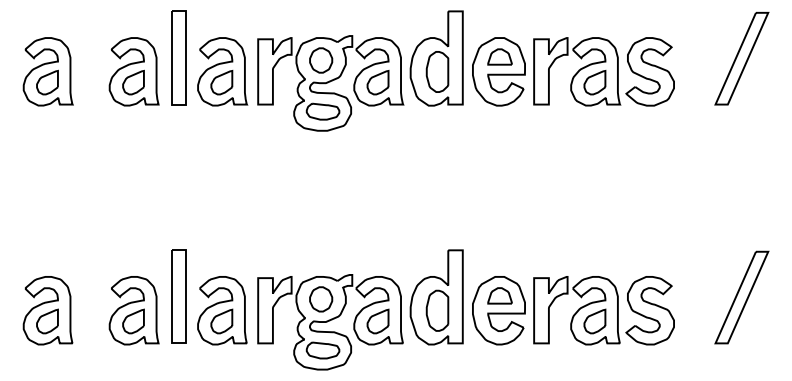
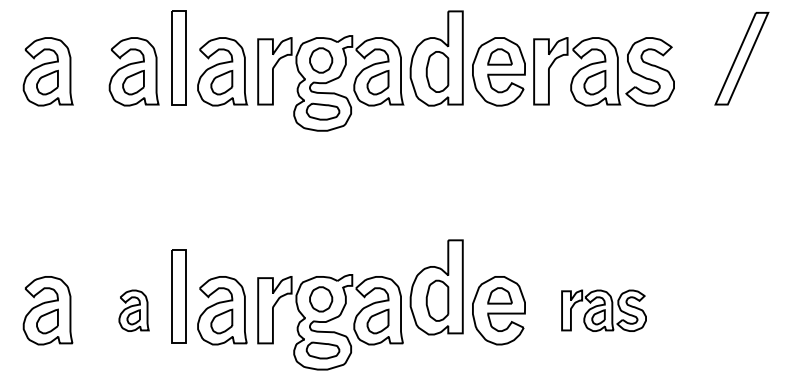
part position: (436, 297) -> (436, 287) (436, 287)
part: present -> none (741, 297)
part size: 52x70 px -> 32x43 px (133, 310)
part size: 142x70 px -> 86x43 px (603, 310)
